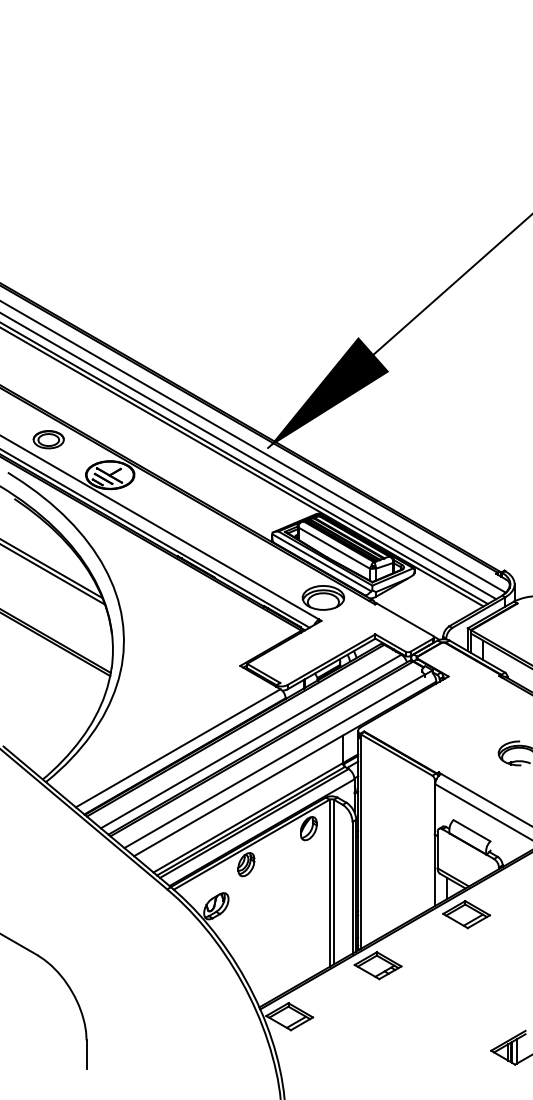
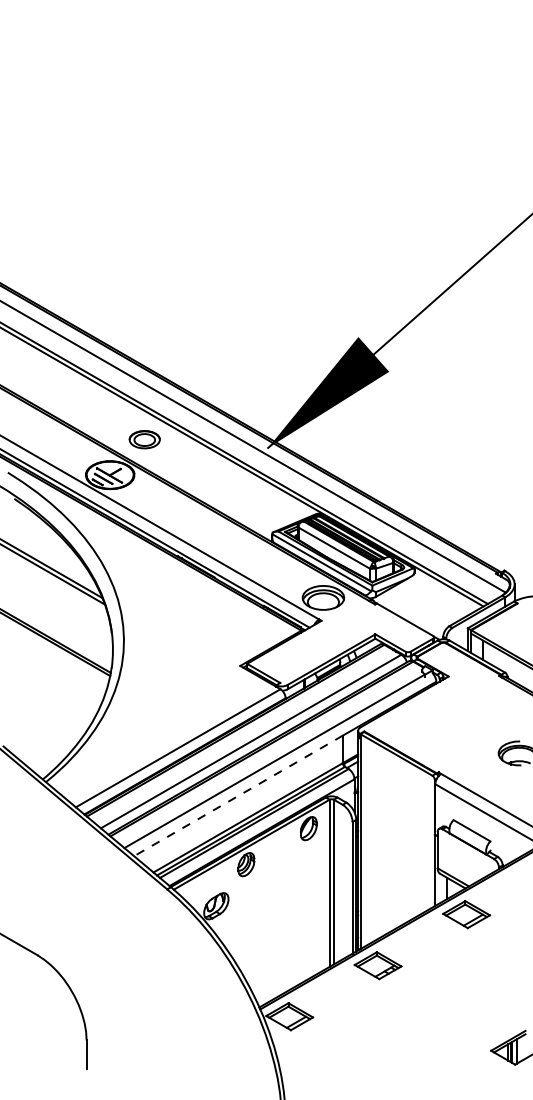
part position: (48, 439) -> (144, 439) (144, 439)
line: present -> none (249, 456)
line: solid -> dashed (238, 795)
